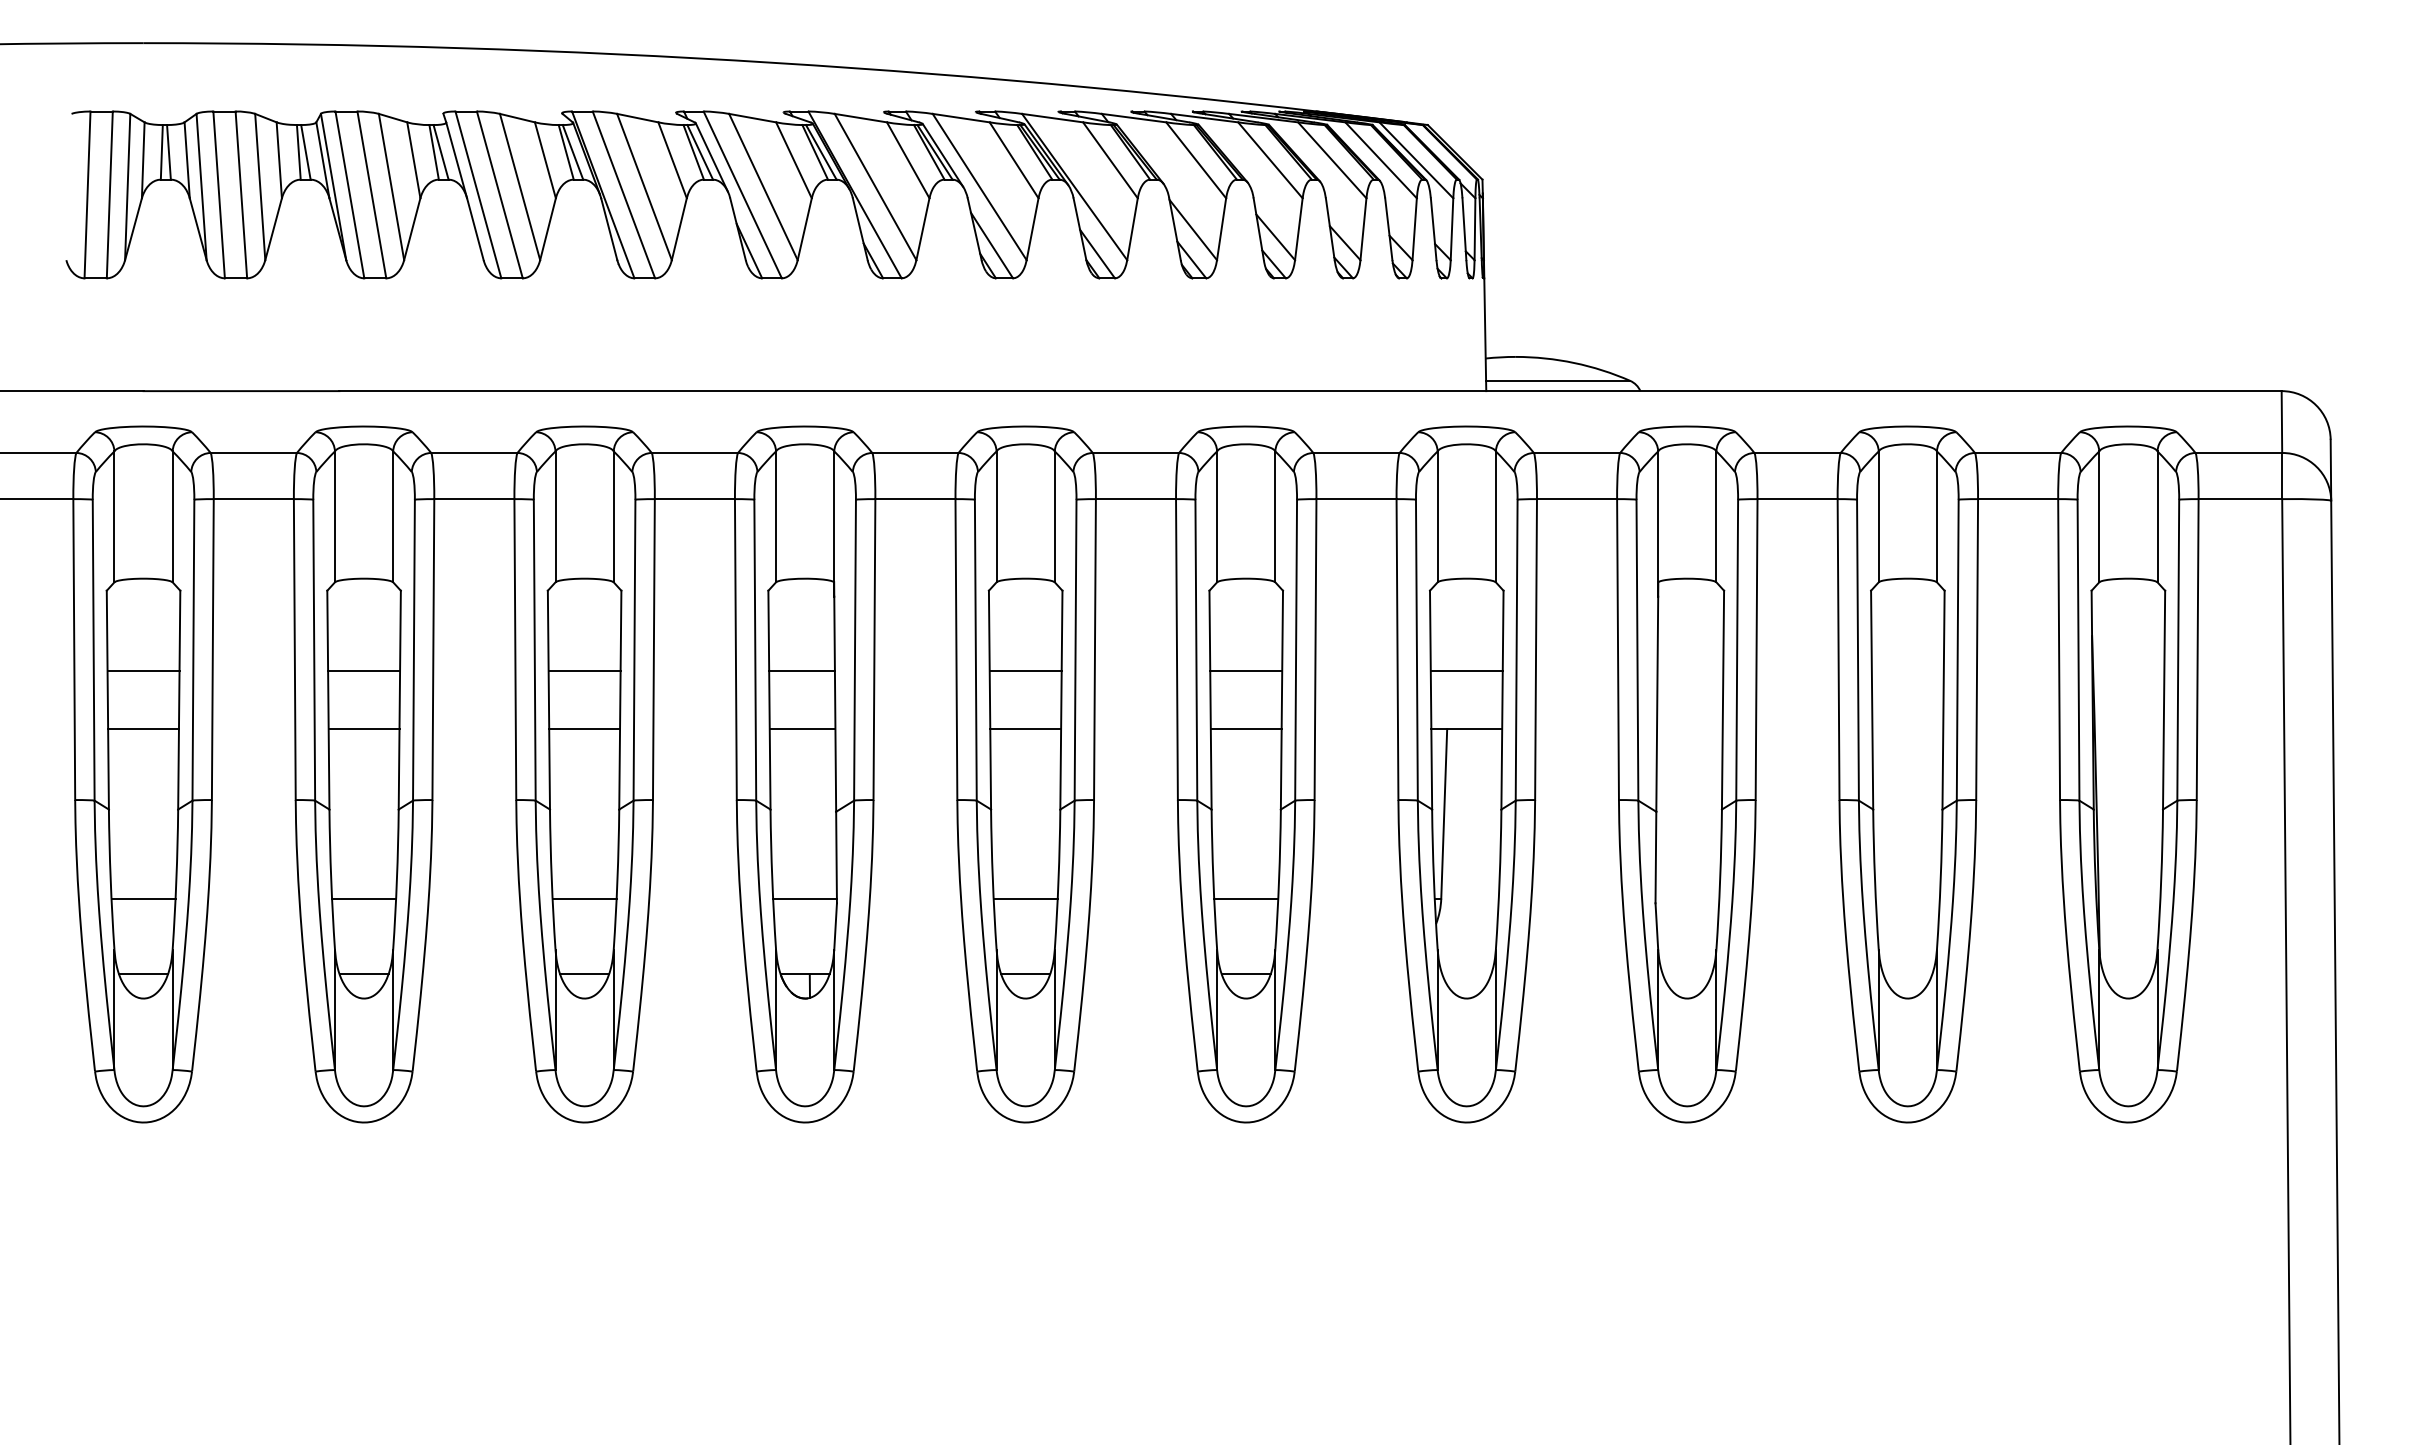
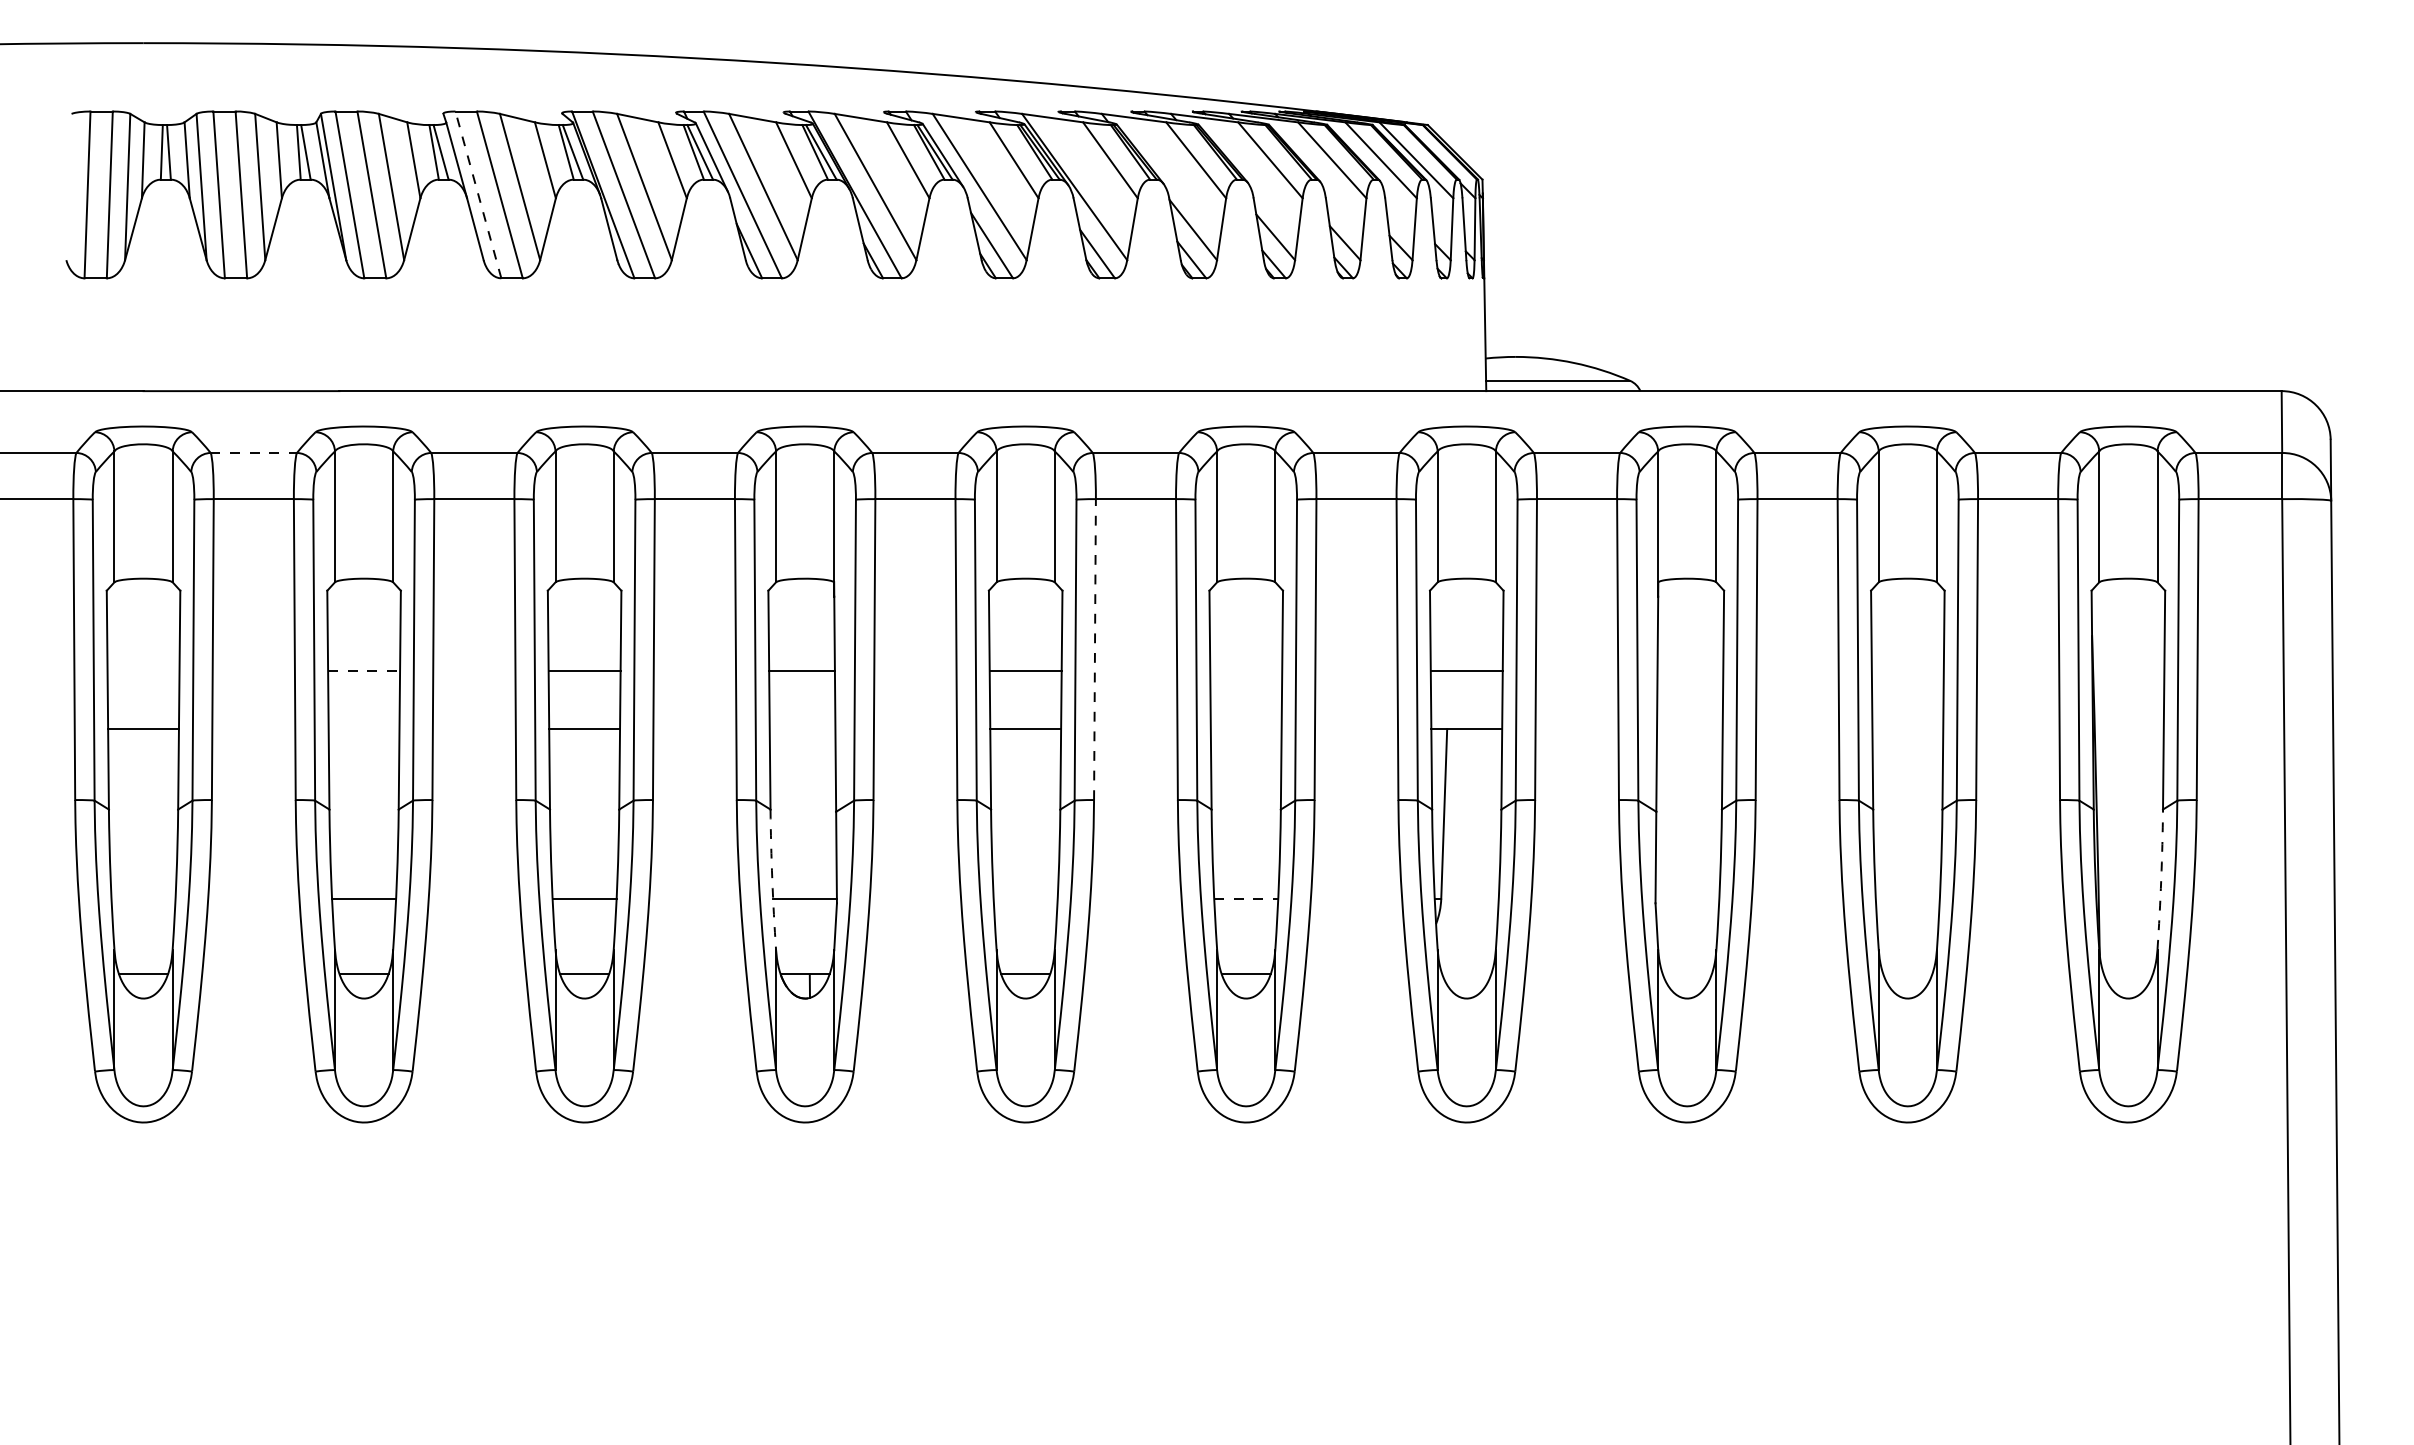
line: solid -> dashed (478, 194)
line: solid -> dashed (254, 452)
line: solid -> dashed (1094, 649)
line: present -> none (143, 671)
line: solid -> dashed (364, 671)
line: present -> none (1246, 671)
line: present -> none (363, 729)
line: present -> none (802, 729)
line: present -> none (1245, 729)
arc: solid -> dashed (772, 879)
arc: solid -> dashed (2161, 879)
line: present -> none (143, 898)
line: present -> none (1025, 898)
line: solid -> dashed (1246, 898)
